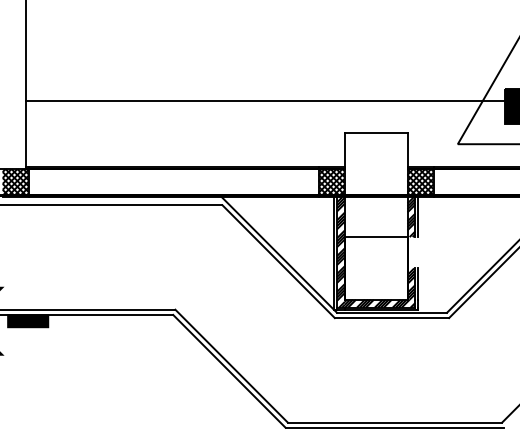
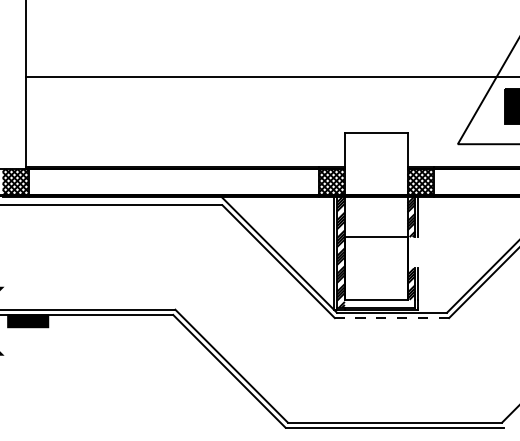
line position: (271, 101) -> (271, 77) (271, 77)
hatch: present -> none (379, 303)
line: solid -> dashed (391, 318)
